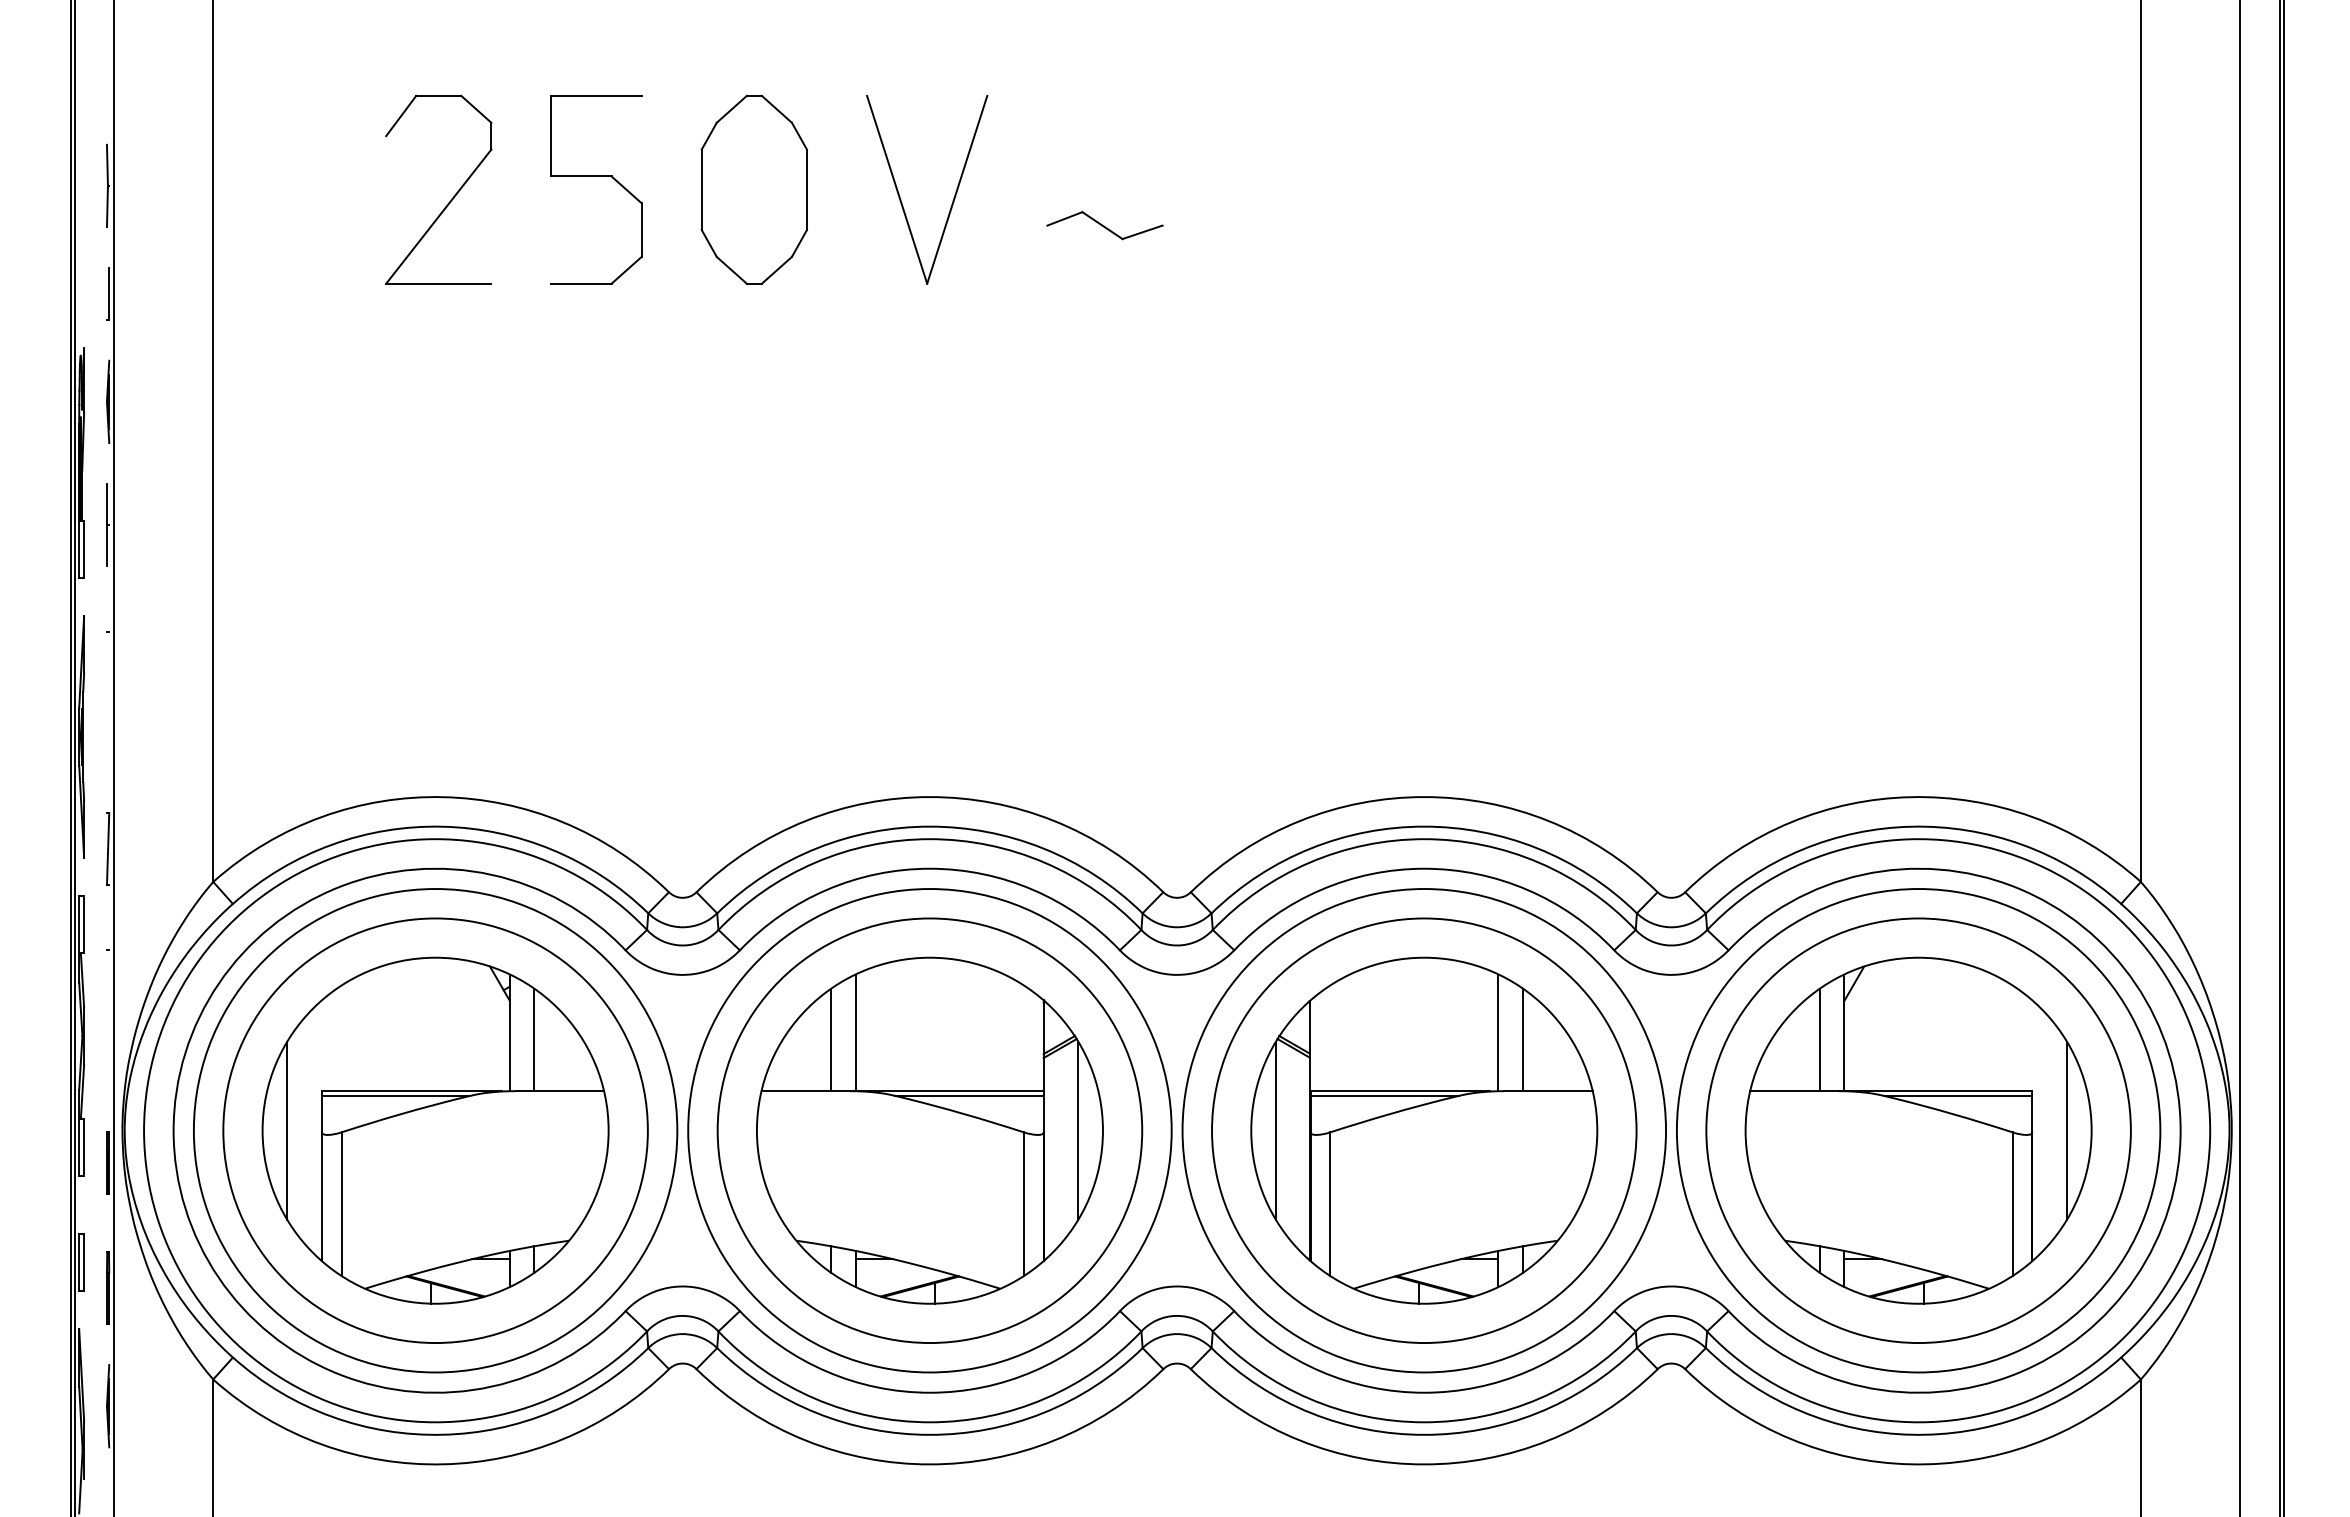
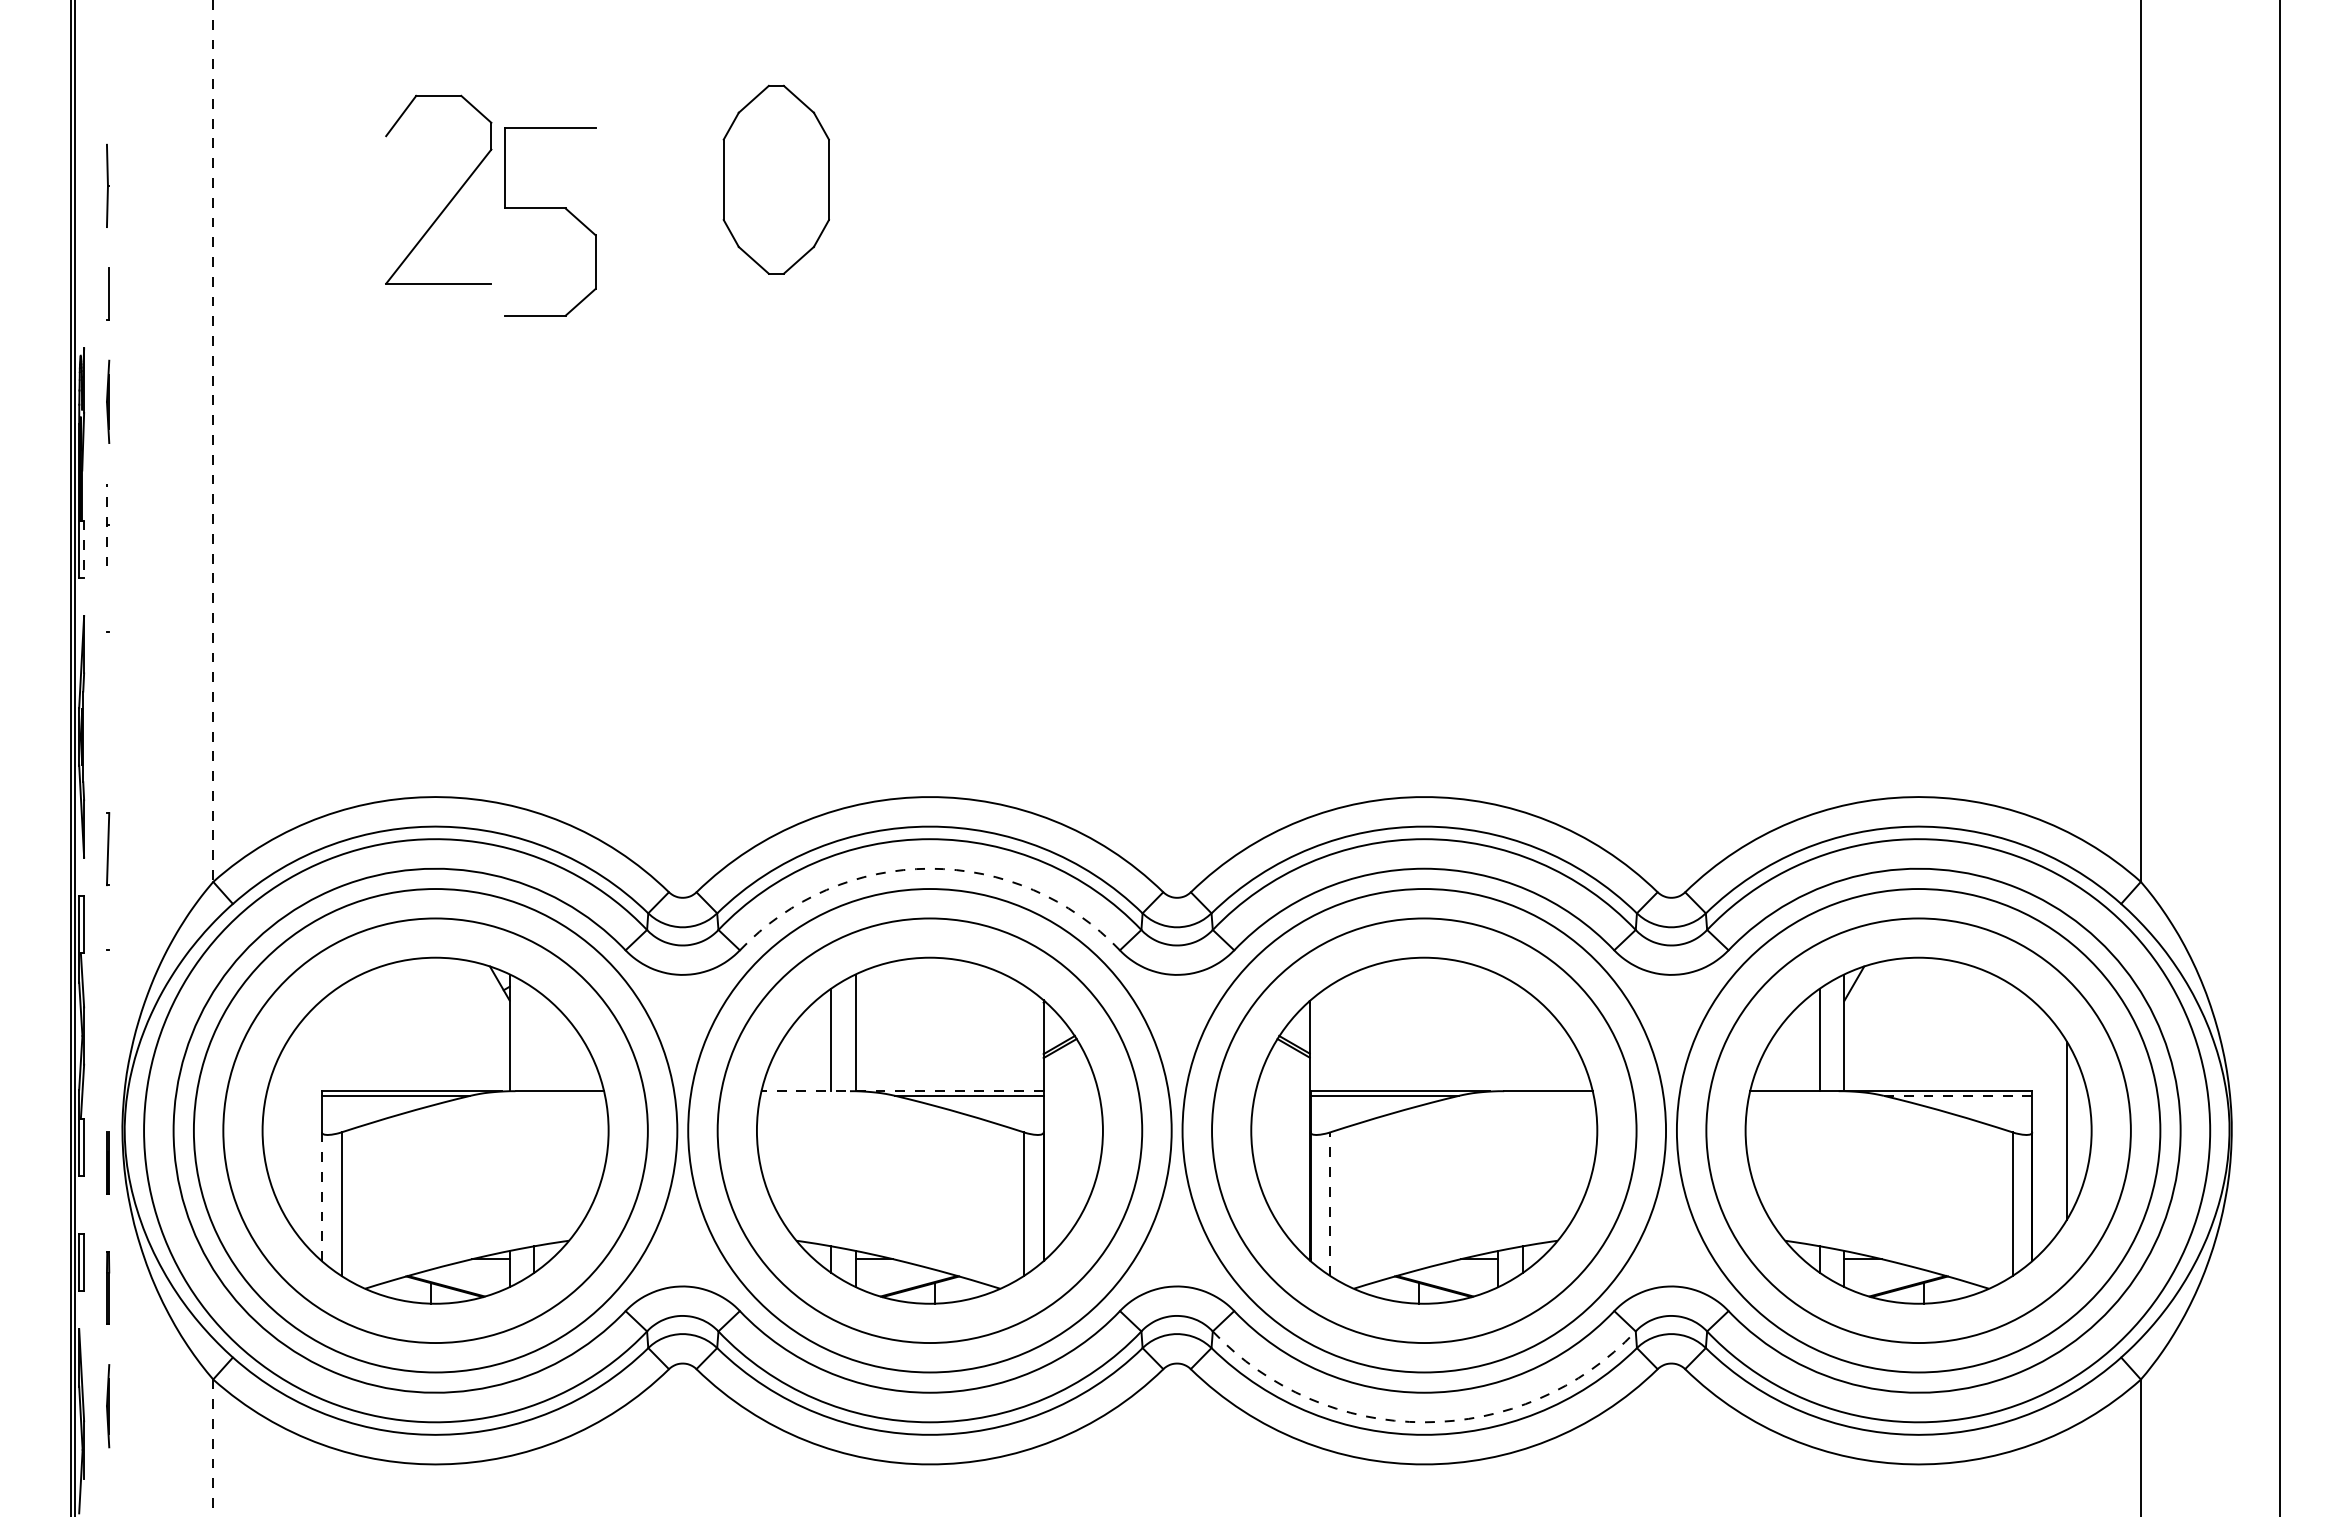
part position: (596, 176) -> (550, 208) (550, 208)
part position: (753, 189) -> (775, 179) (775, 179)
part: present -> none (953, 197)
part: present -> none (1104, 225)
line: solid -> dashed (213, 440)
line: solid -> dashed (106, 524)
line: solid -> dashed (84, 549)
line: present -> none (114, 757)
line: present -> none (2239, 757)
line: present -> none (2283, 757)
arc: solid -> dashed (929, 868)
line: present -> none (1498, 1032)
line: present -> none (534, 1039)
line: present -> none (1523, 1039)
line: solid -> dashed (902, 1091)
line: solid -> dashed (1957, 1095)
line: present -> none (287, 1130)
line: present -> none (1078, 1130)
line: present -> none (1275, 1130)
line: solid -> dashed (321, 1196)
line: solid -> dashed (1330, 1204)
arc: solid -> dashed (1424, 1422)
line: solid -> dashed (213, 1448)
